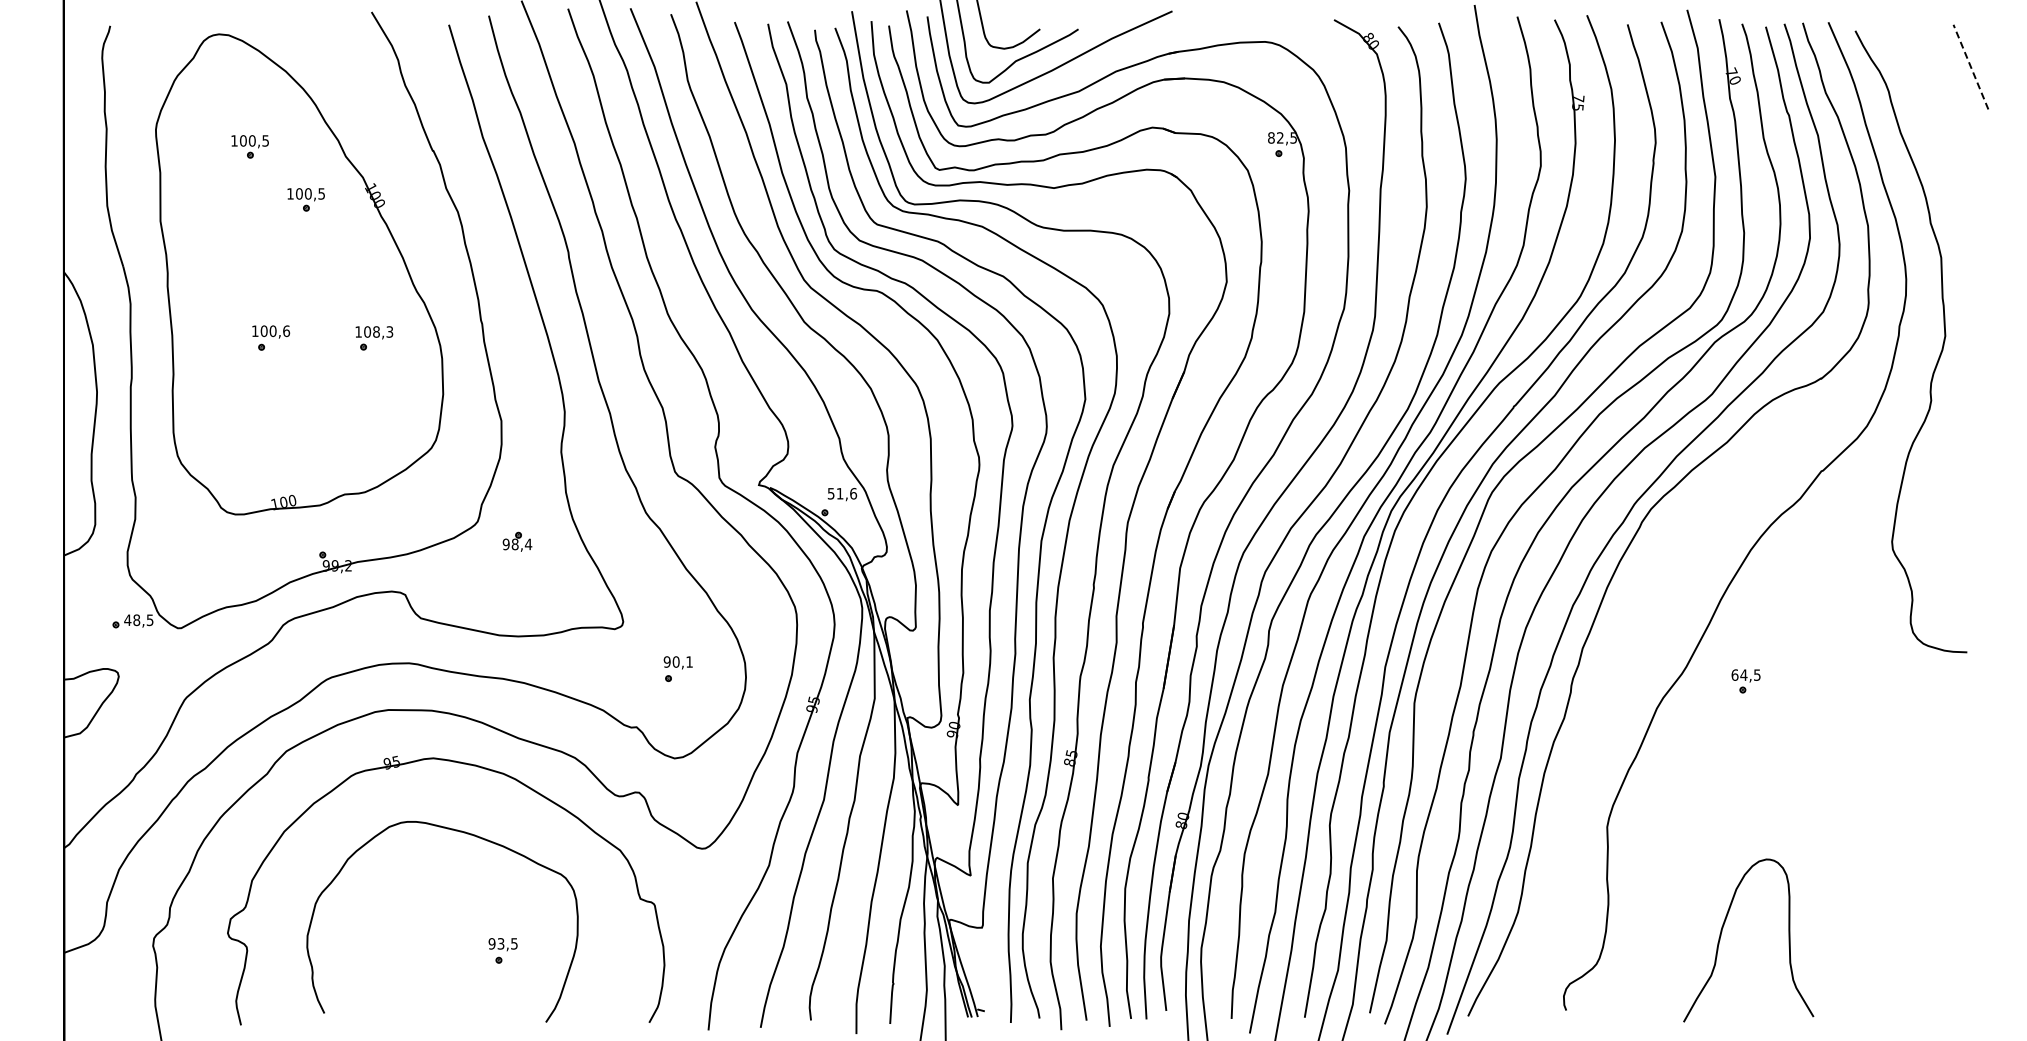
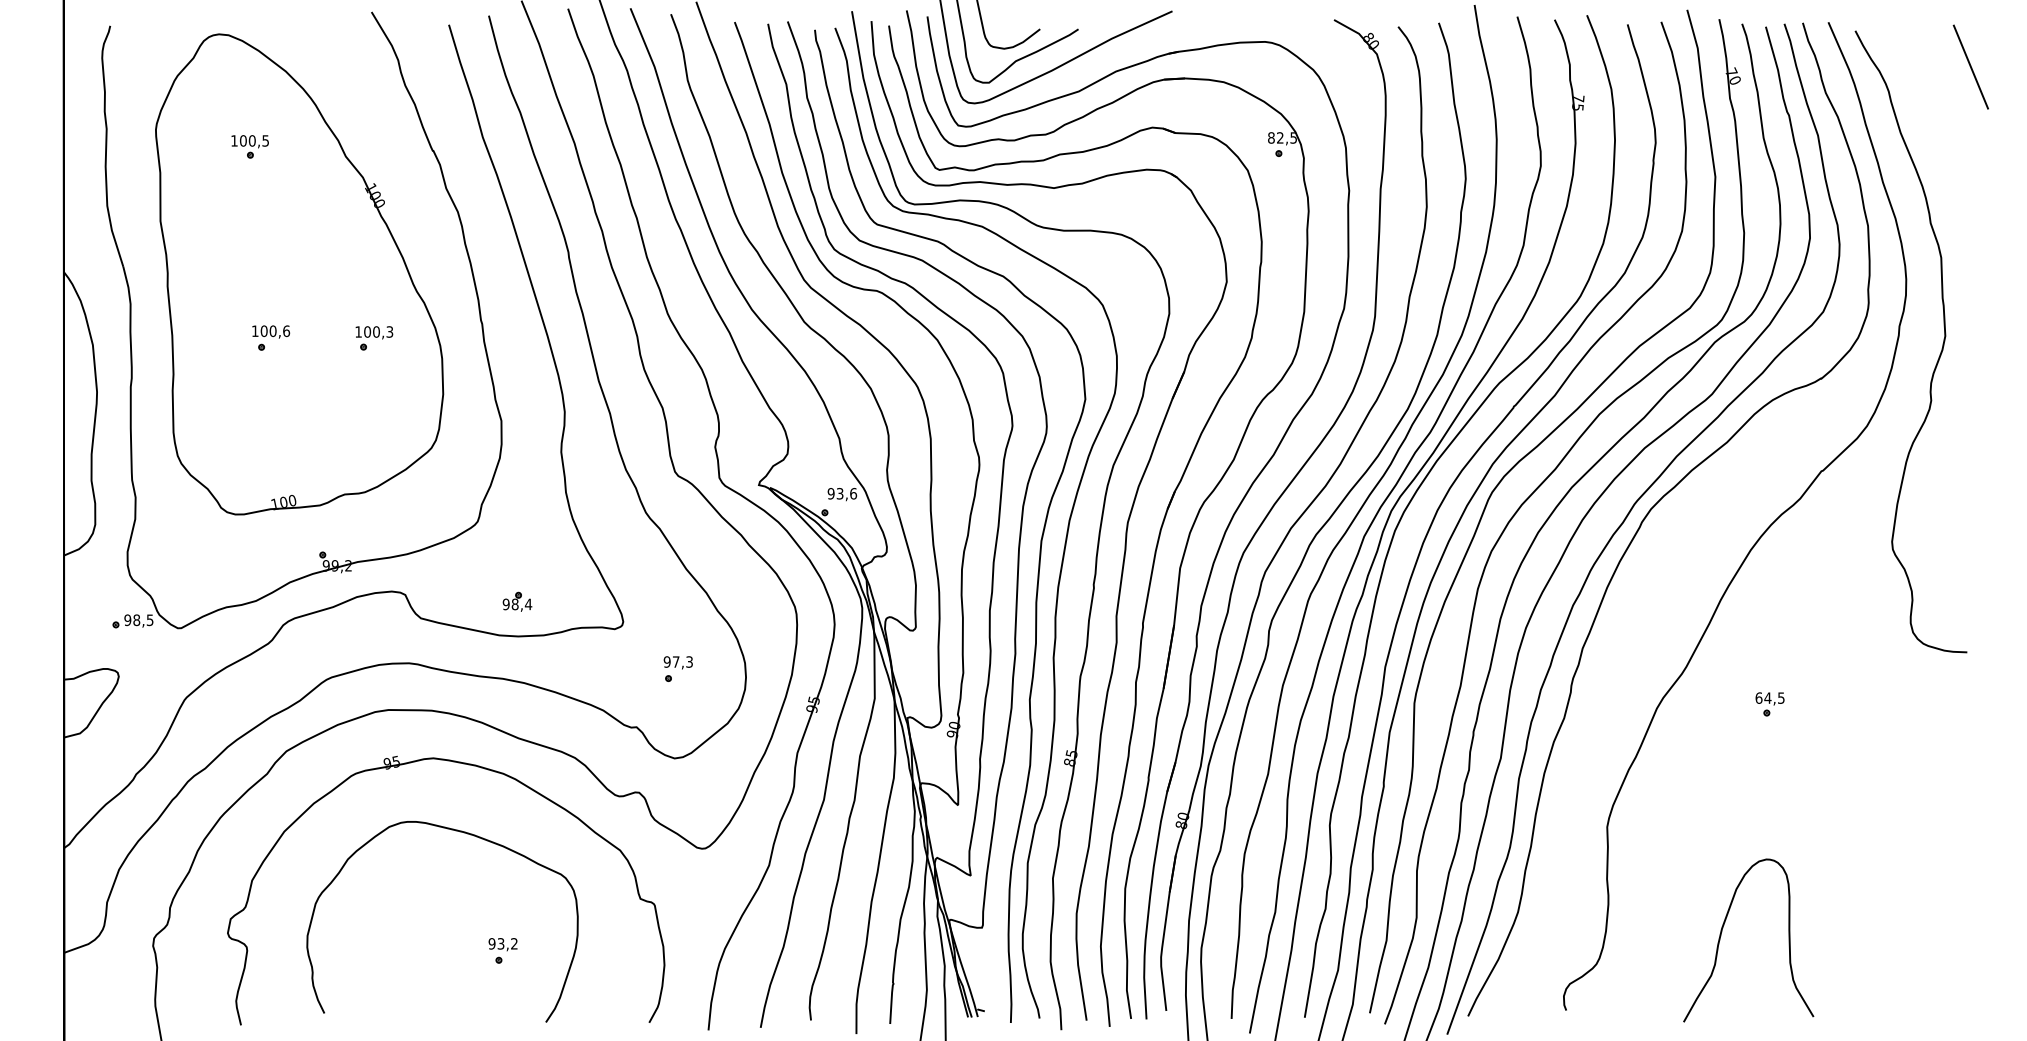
line: dashed -> solid (1970, 67)
part: present -> none (305, 199)
text: 108,3 -> 100,3 (376, 331)
text: 51,6 -> 93,6 (835, 493)
part position: (517, 541) -> (517, 601) (517, 601)
text: 48,5 -> 98,5 (127, 620)
text: 90,1 -> 97,3 (682, 661)
part position: (1745, 681) -> (1769, 704) (1769, 704)
text: 93,5 -> 93,2 (514, 943)
